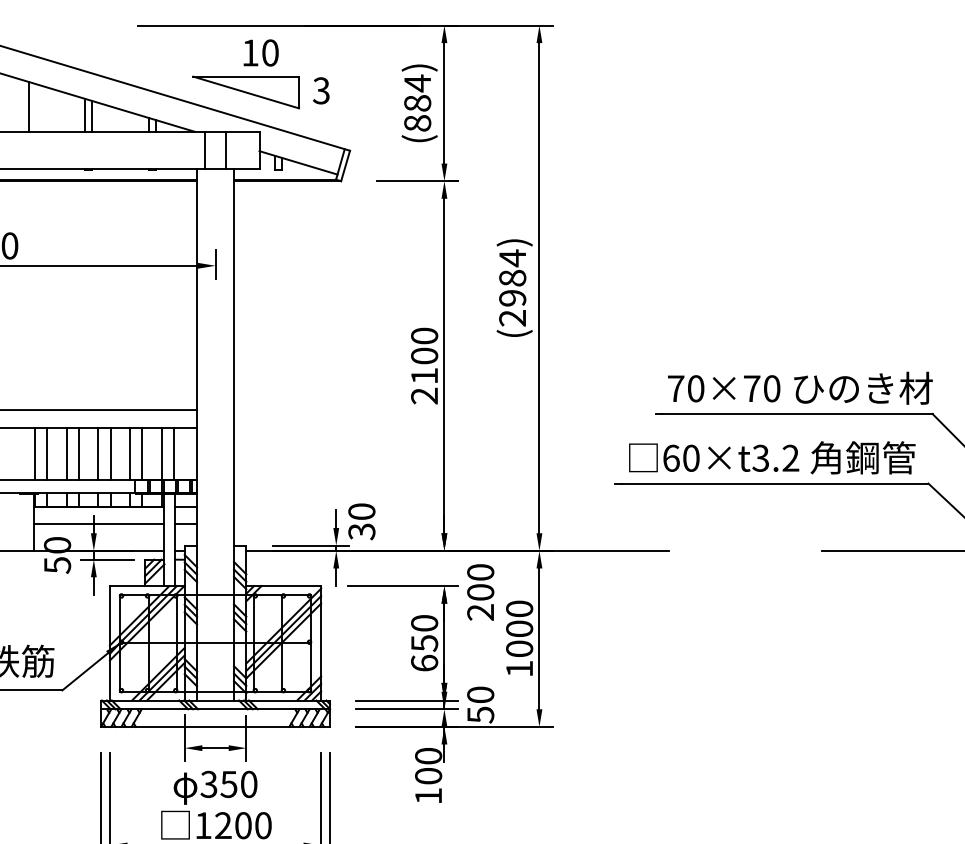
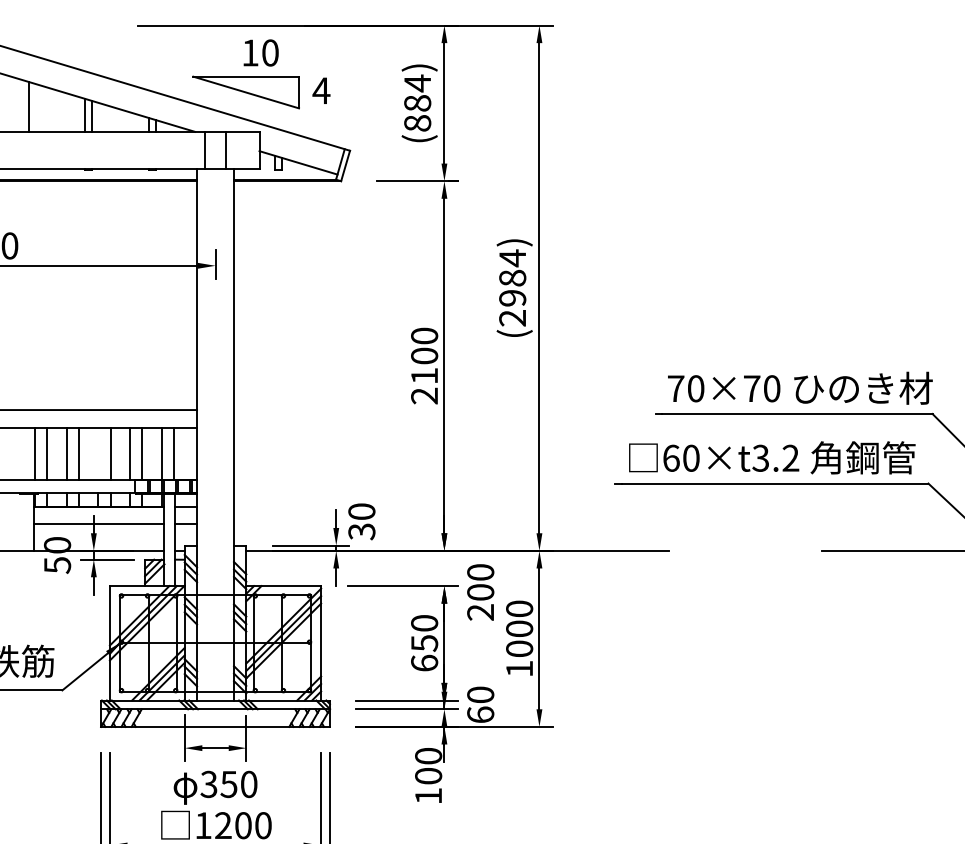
text: 3 -> 4 (321, 90)
line: present -> none (98, 453)
text: 50 -> 60 (480, 714)
